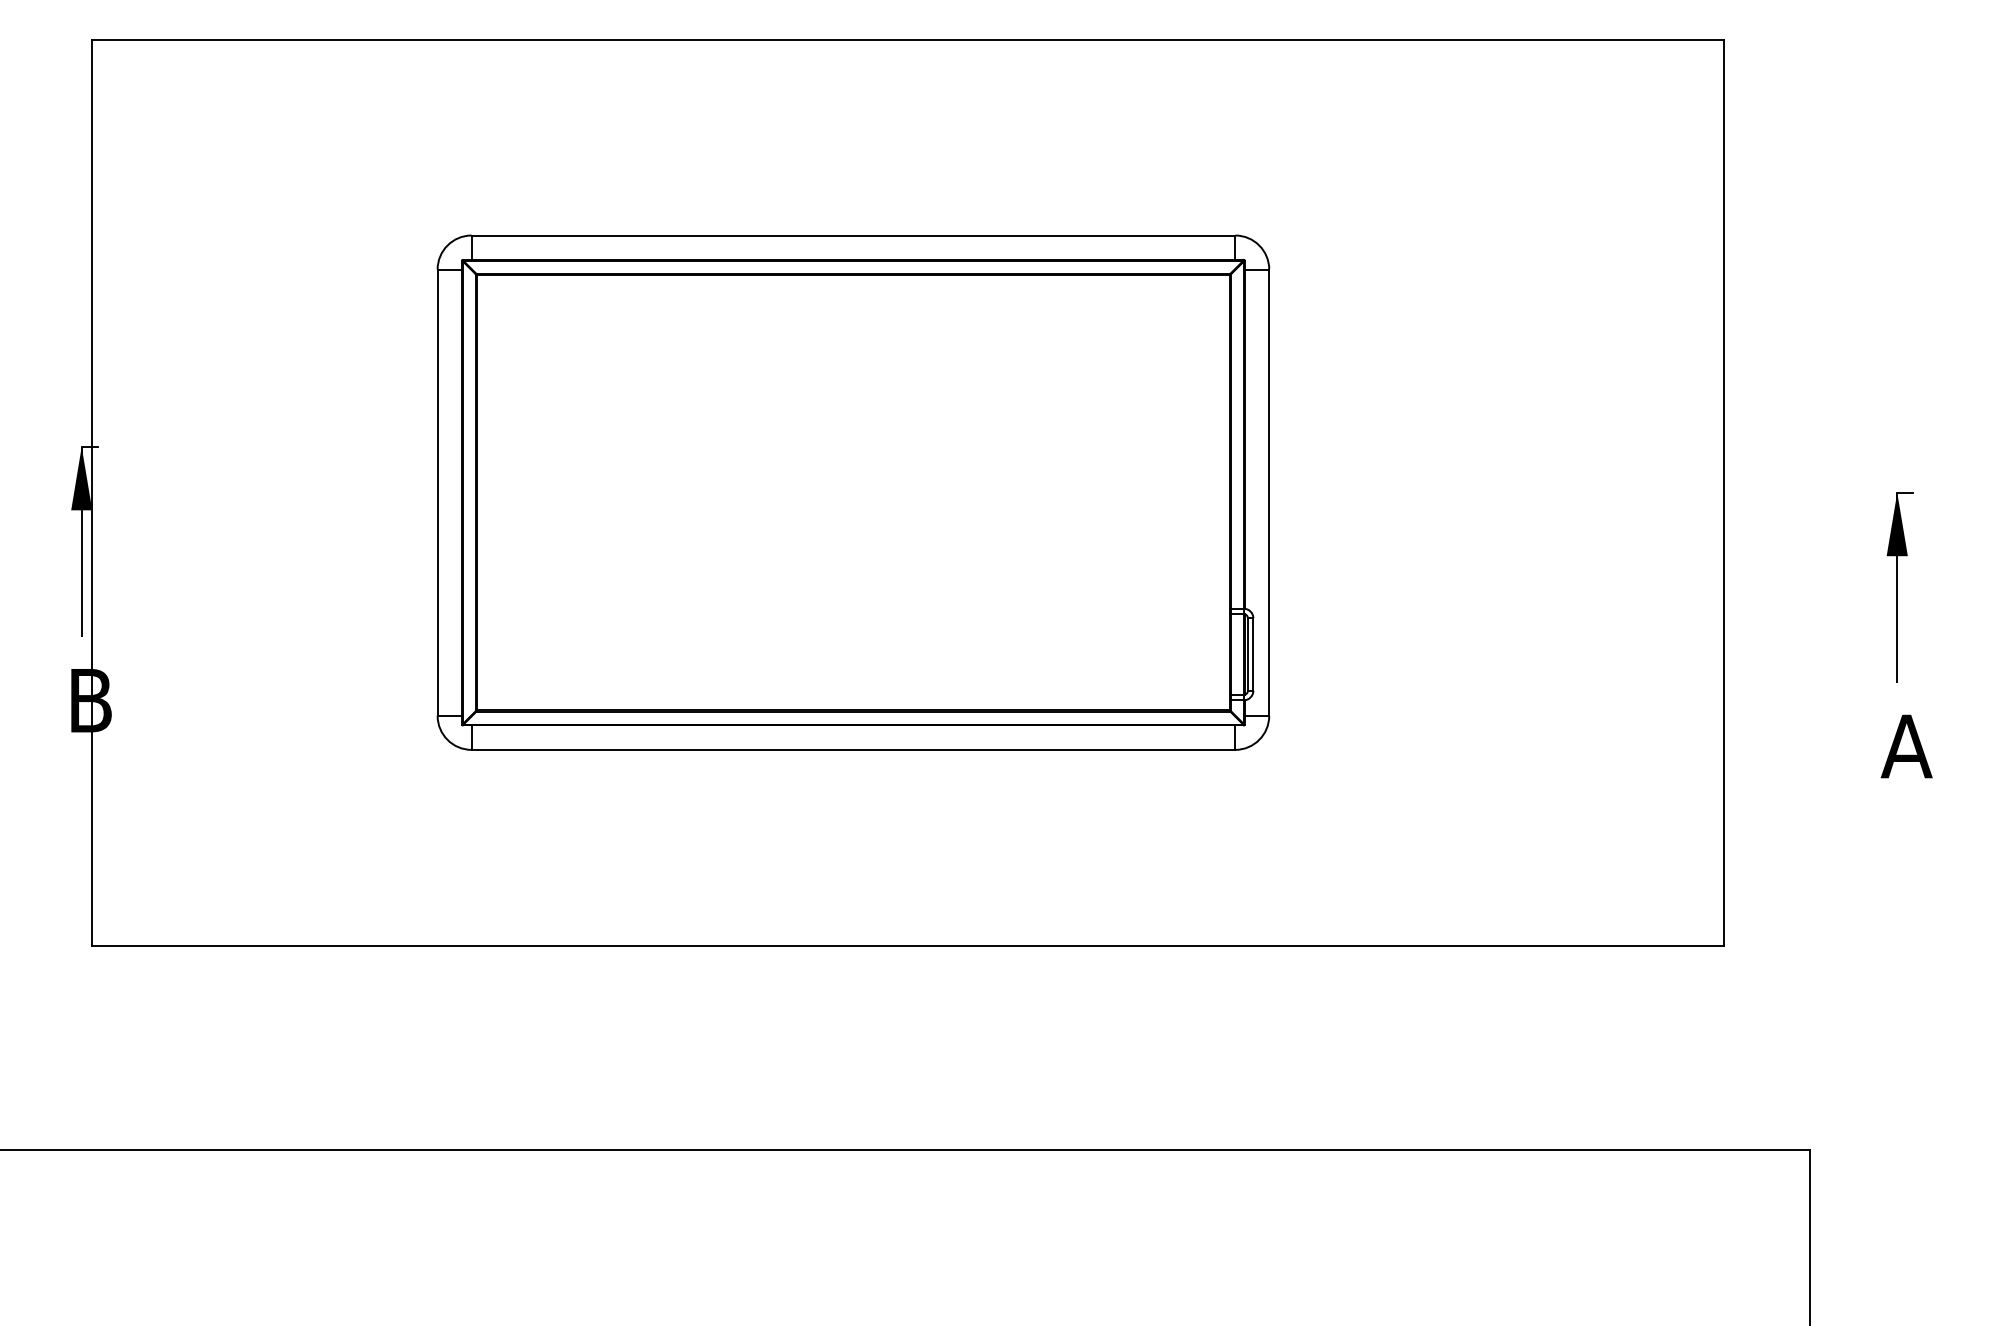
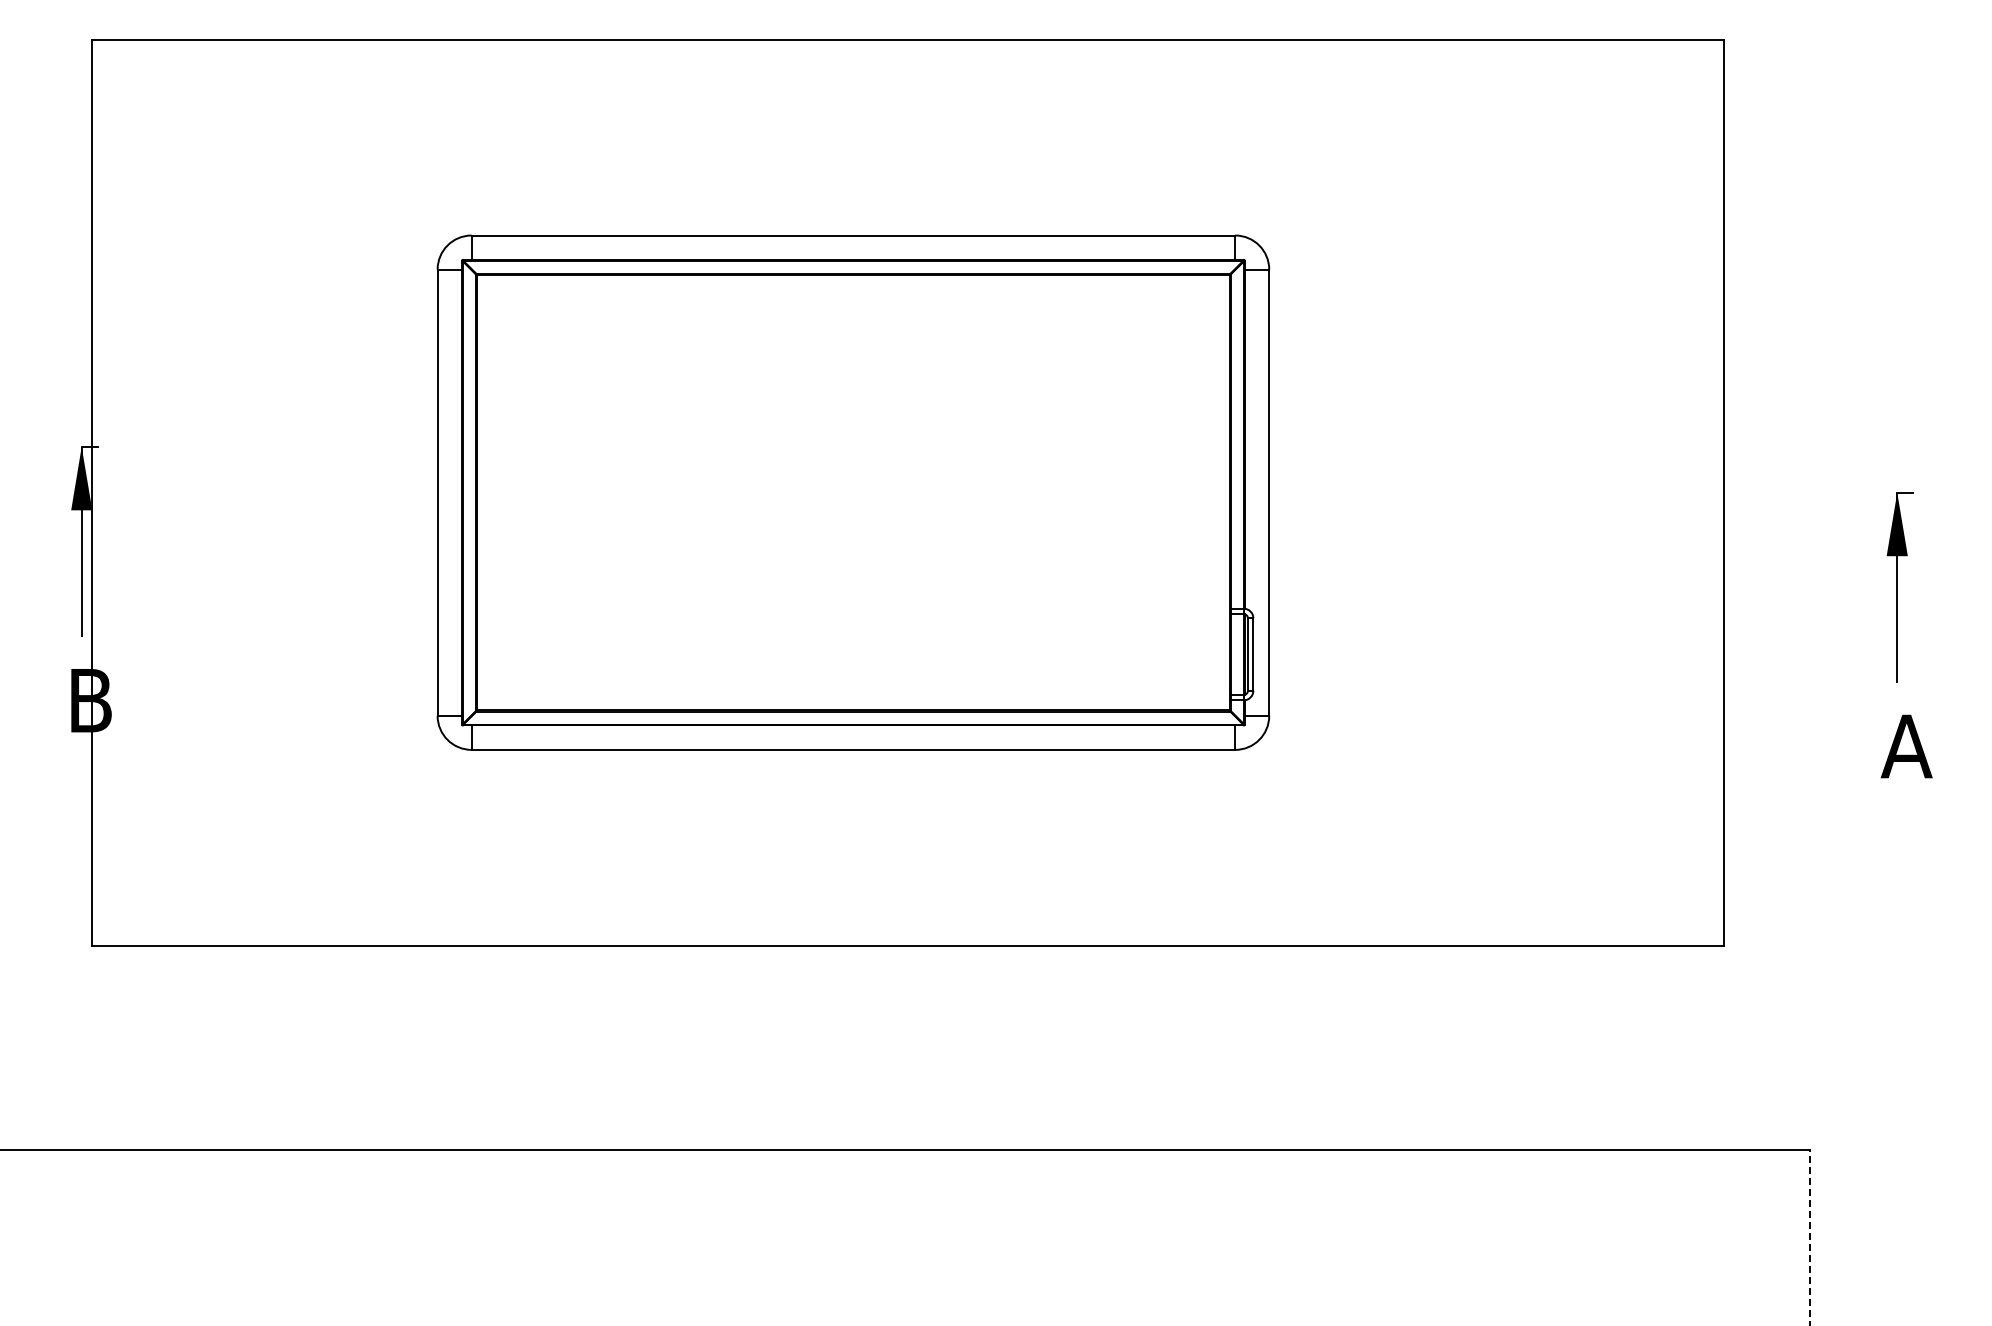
line: solid -> dashed (1809, 1237)
